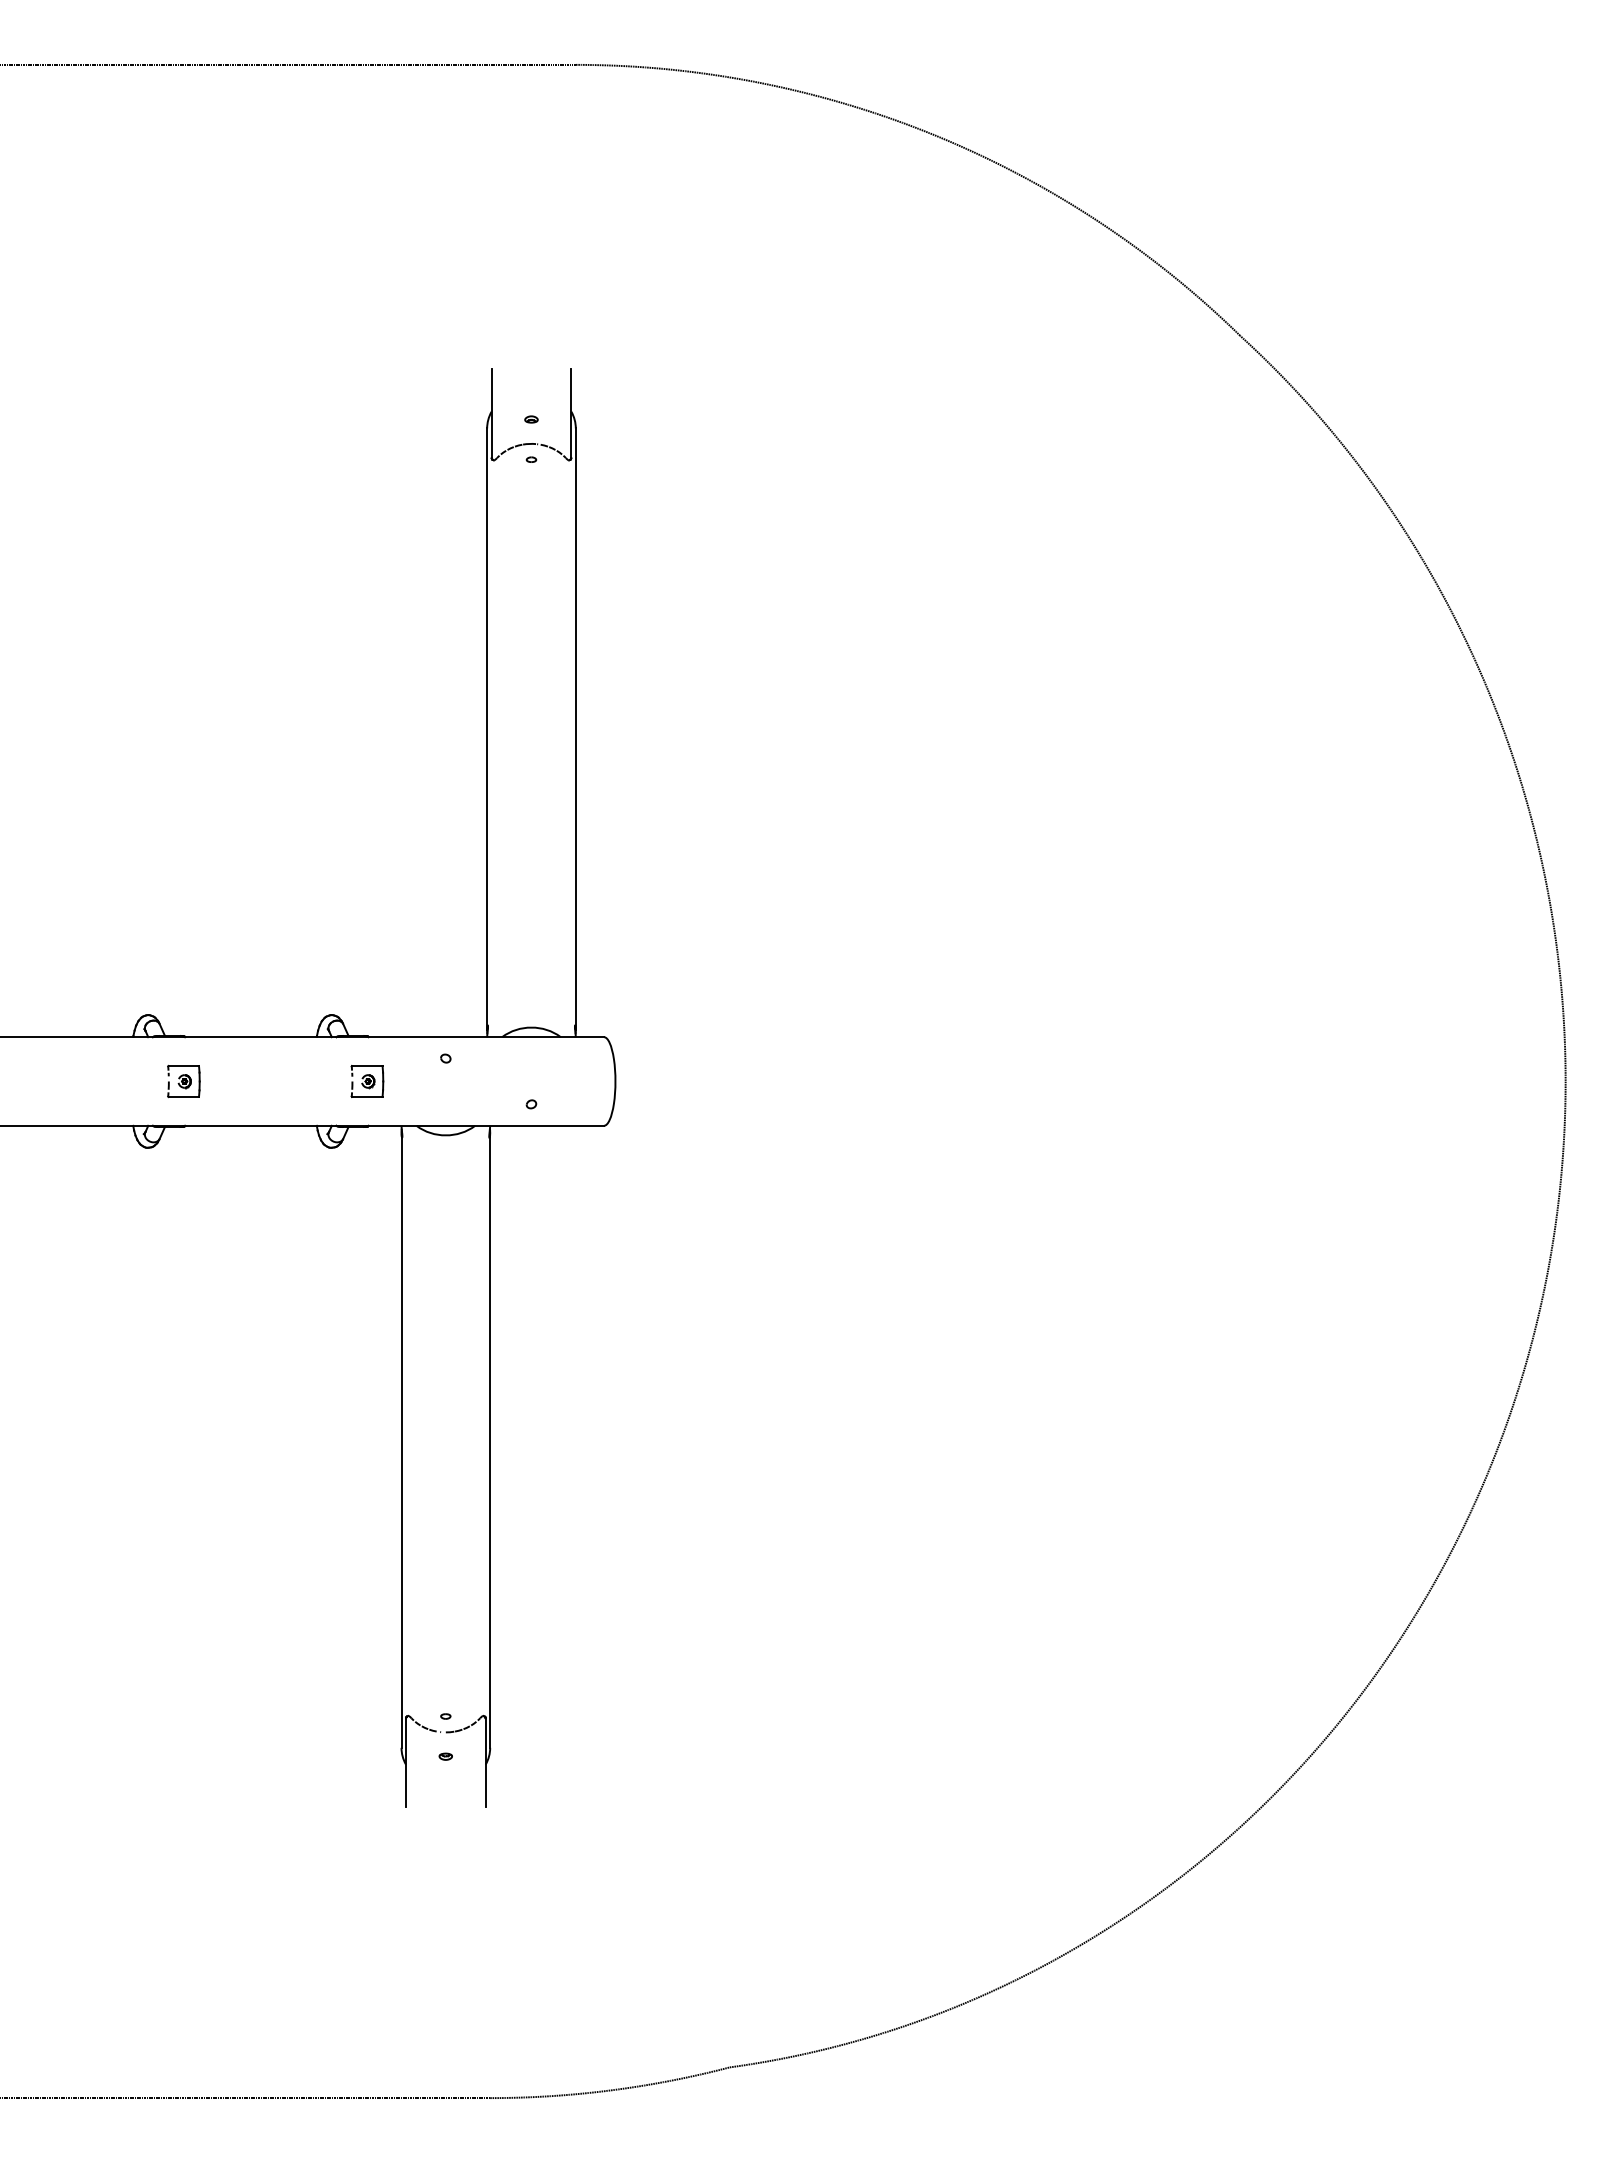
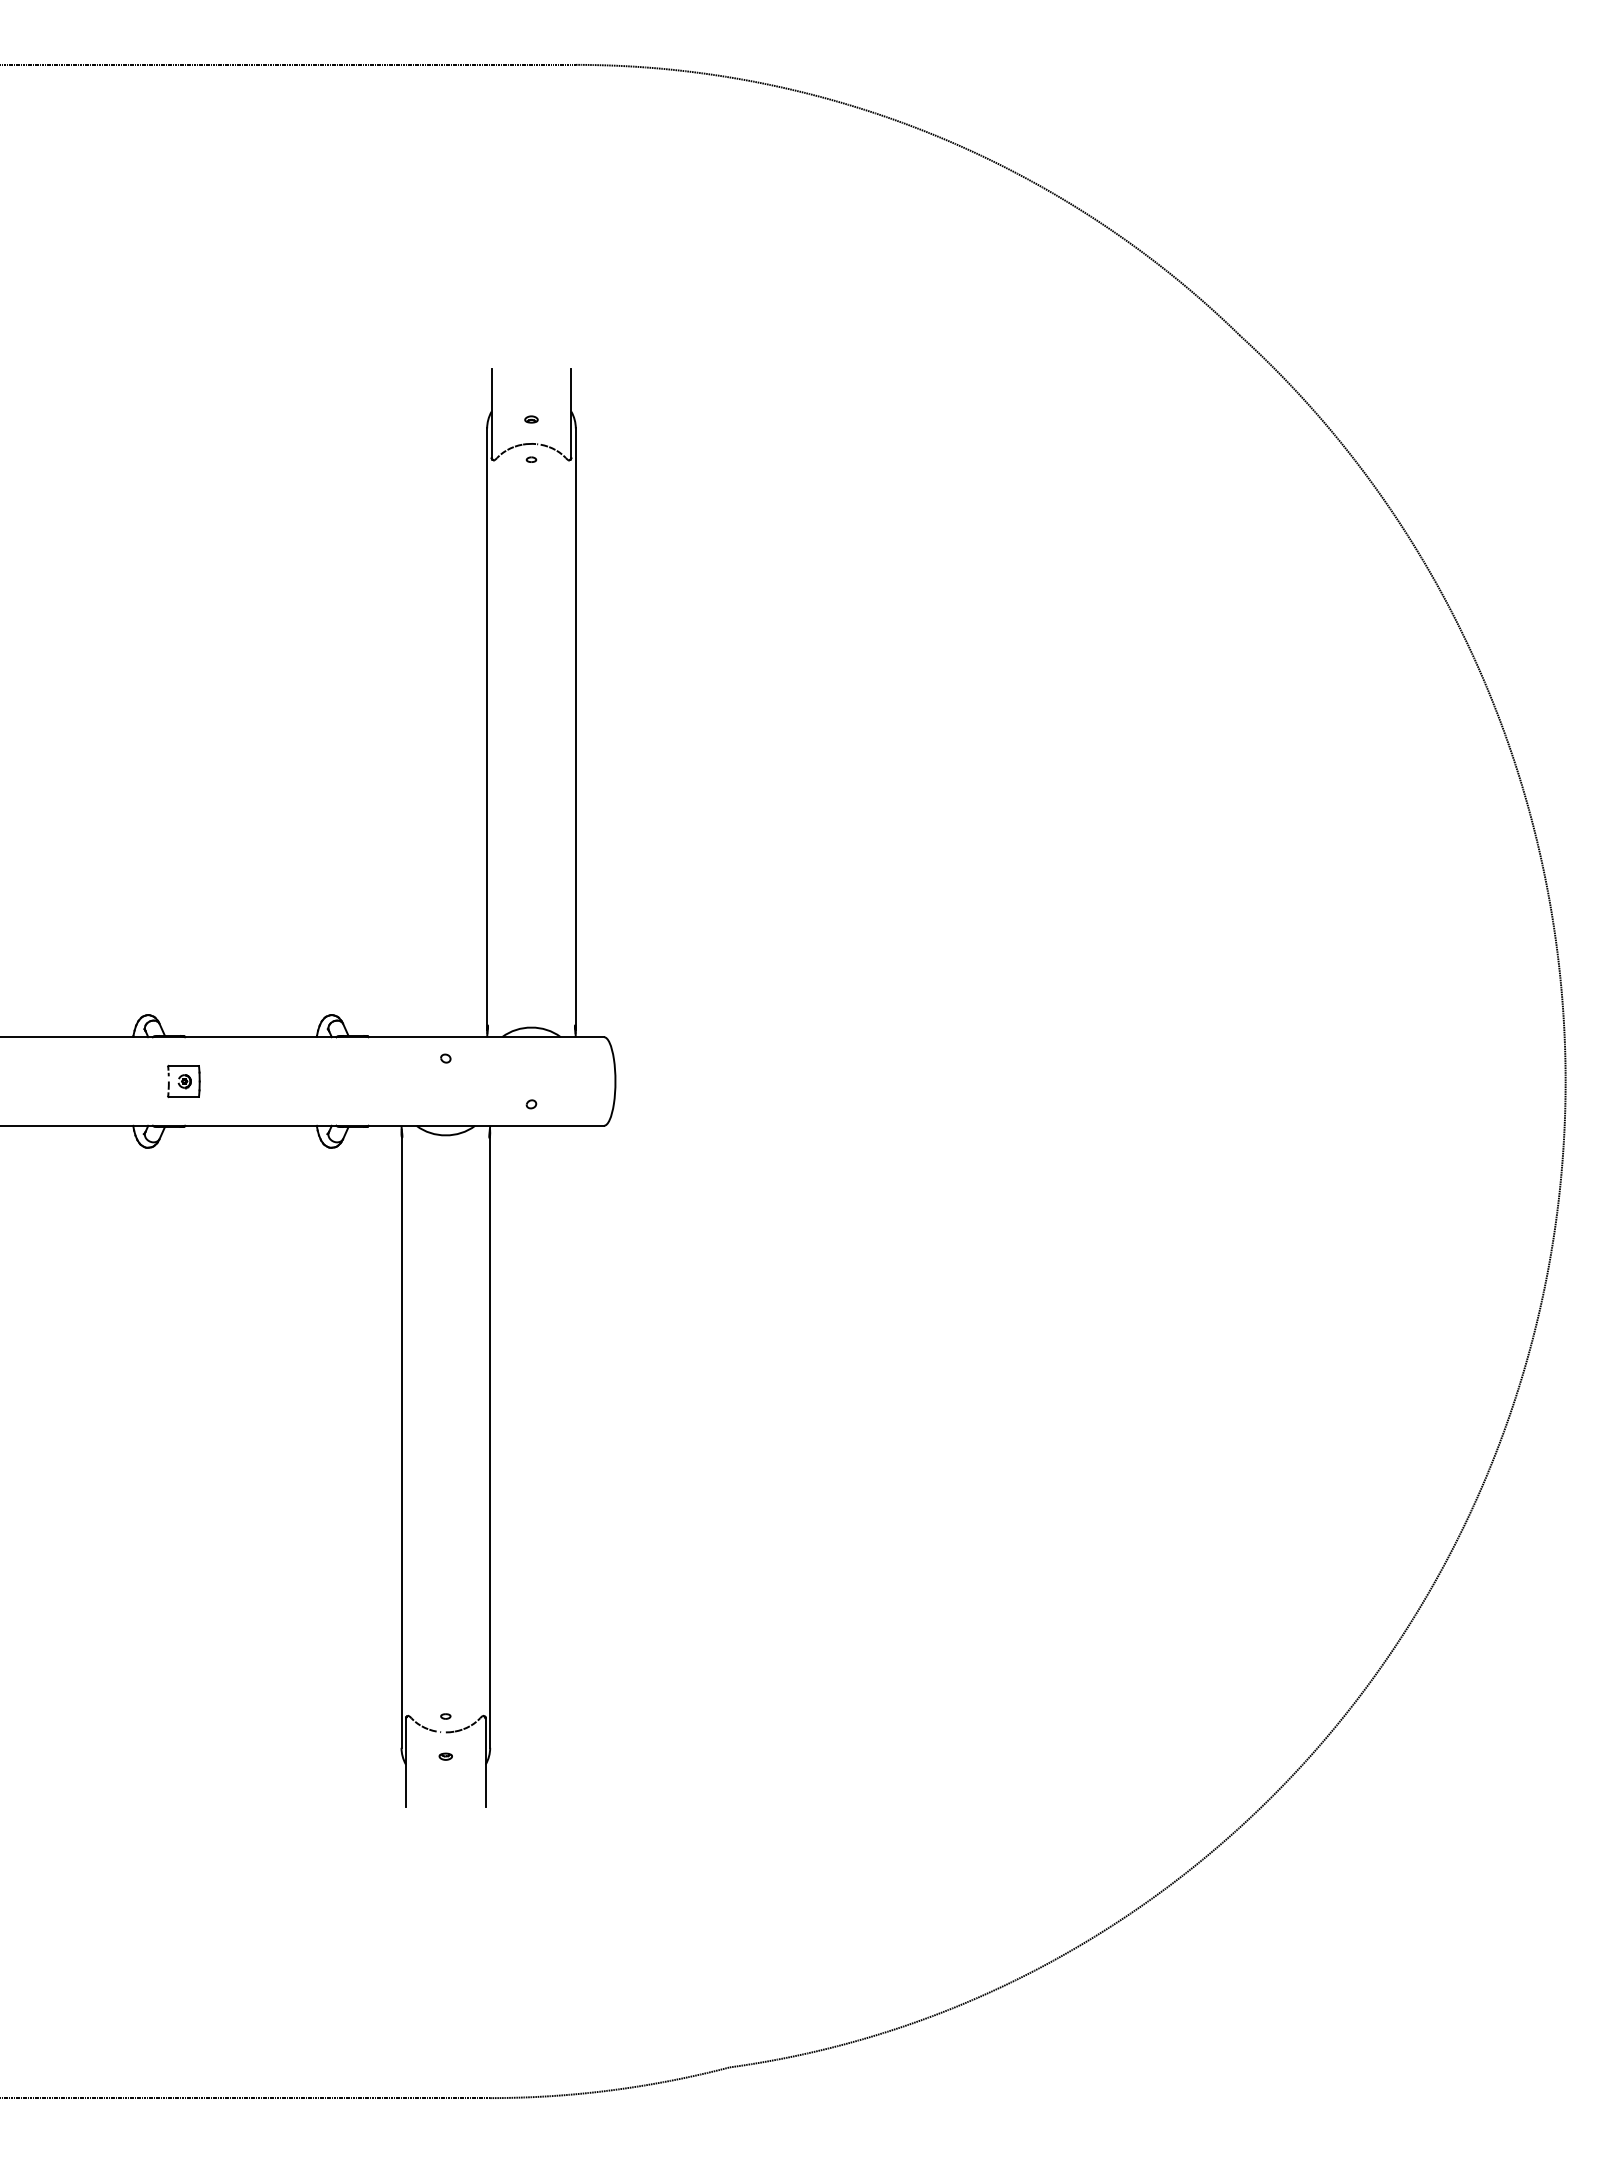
part: present -> none (367, 1081)
